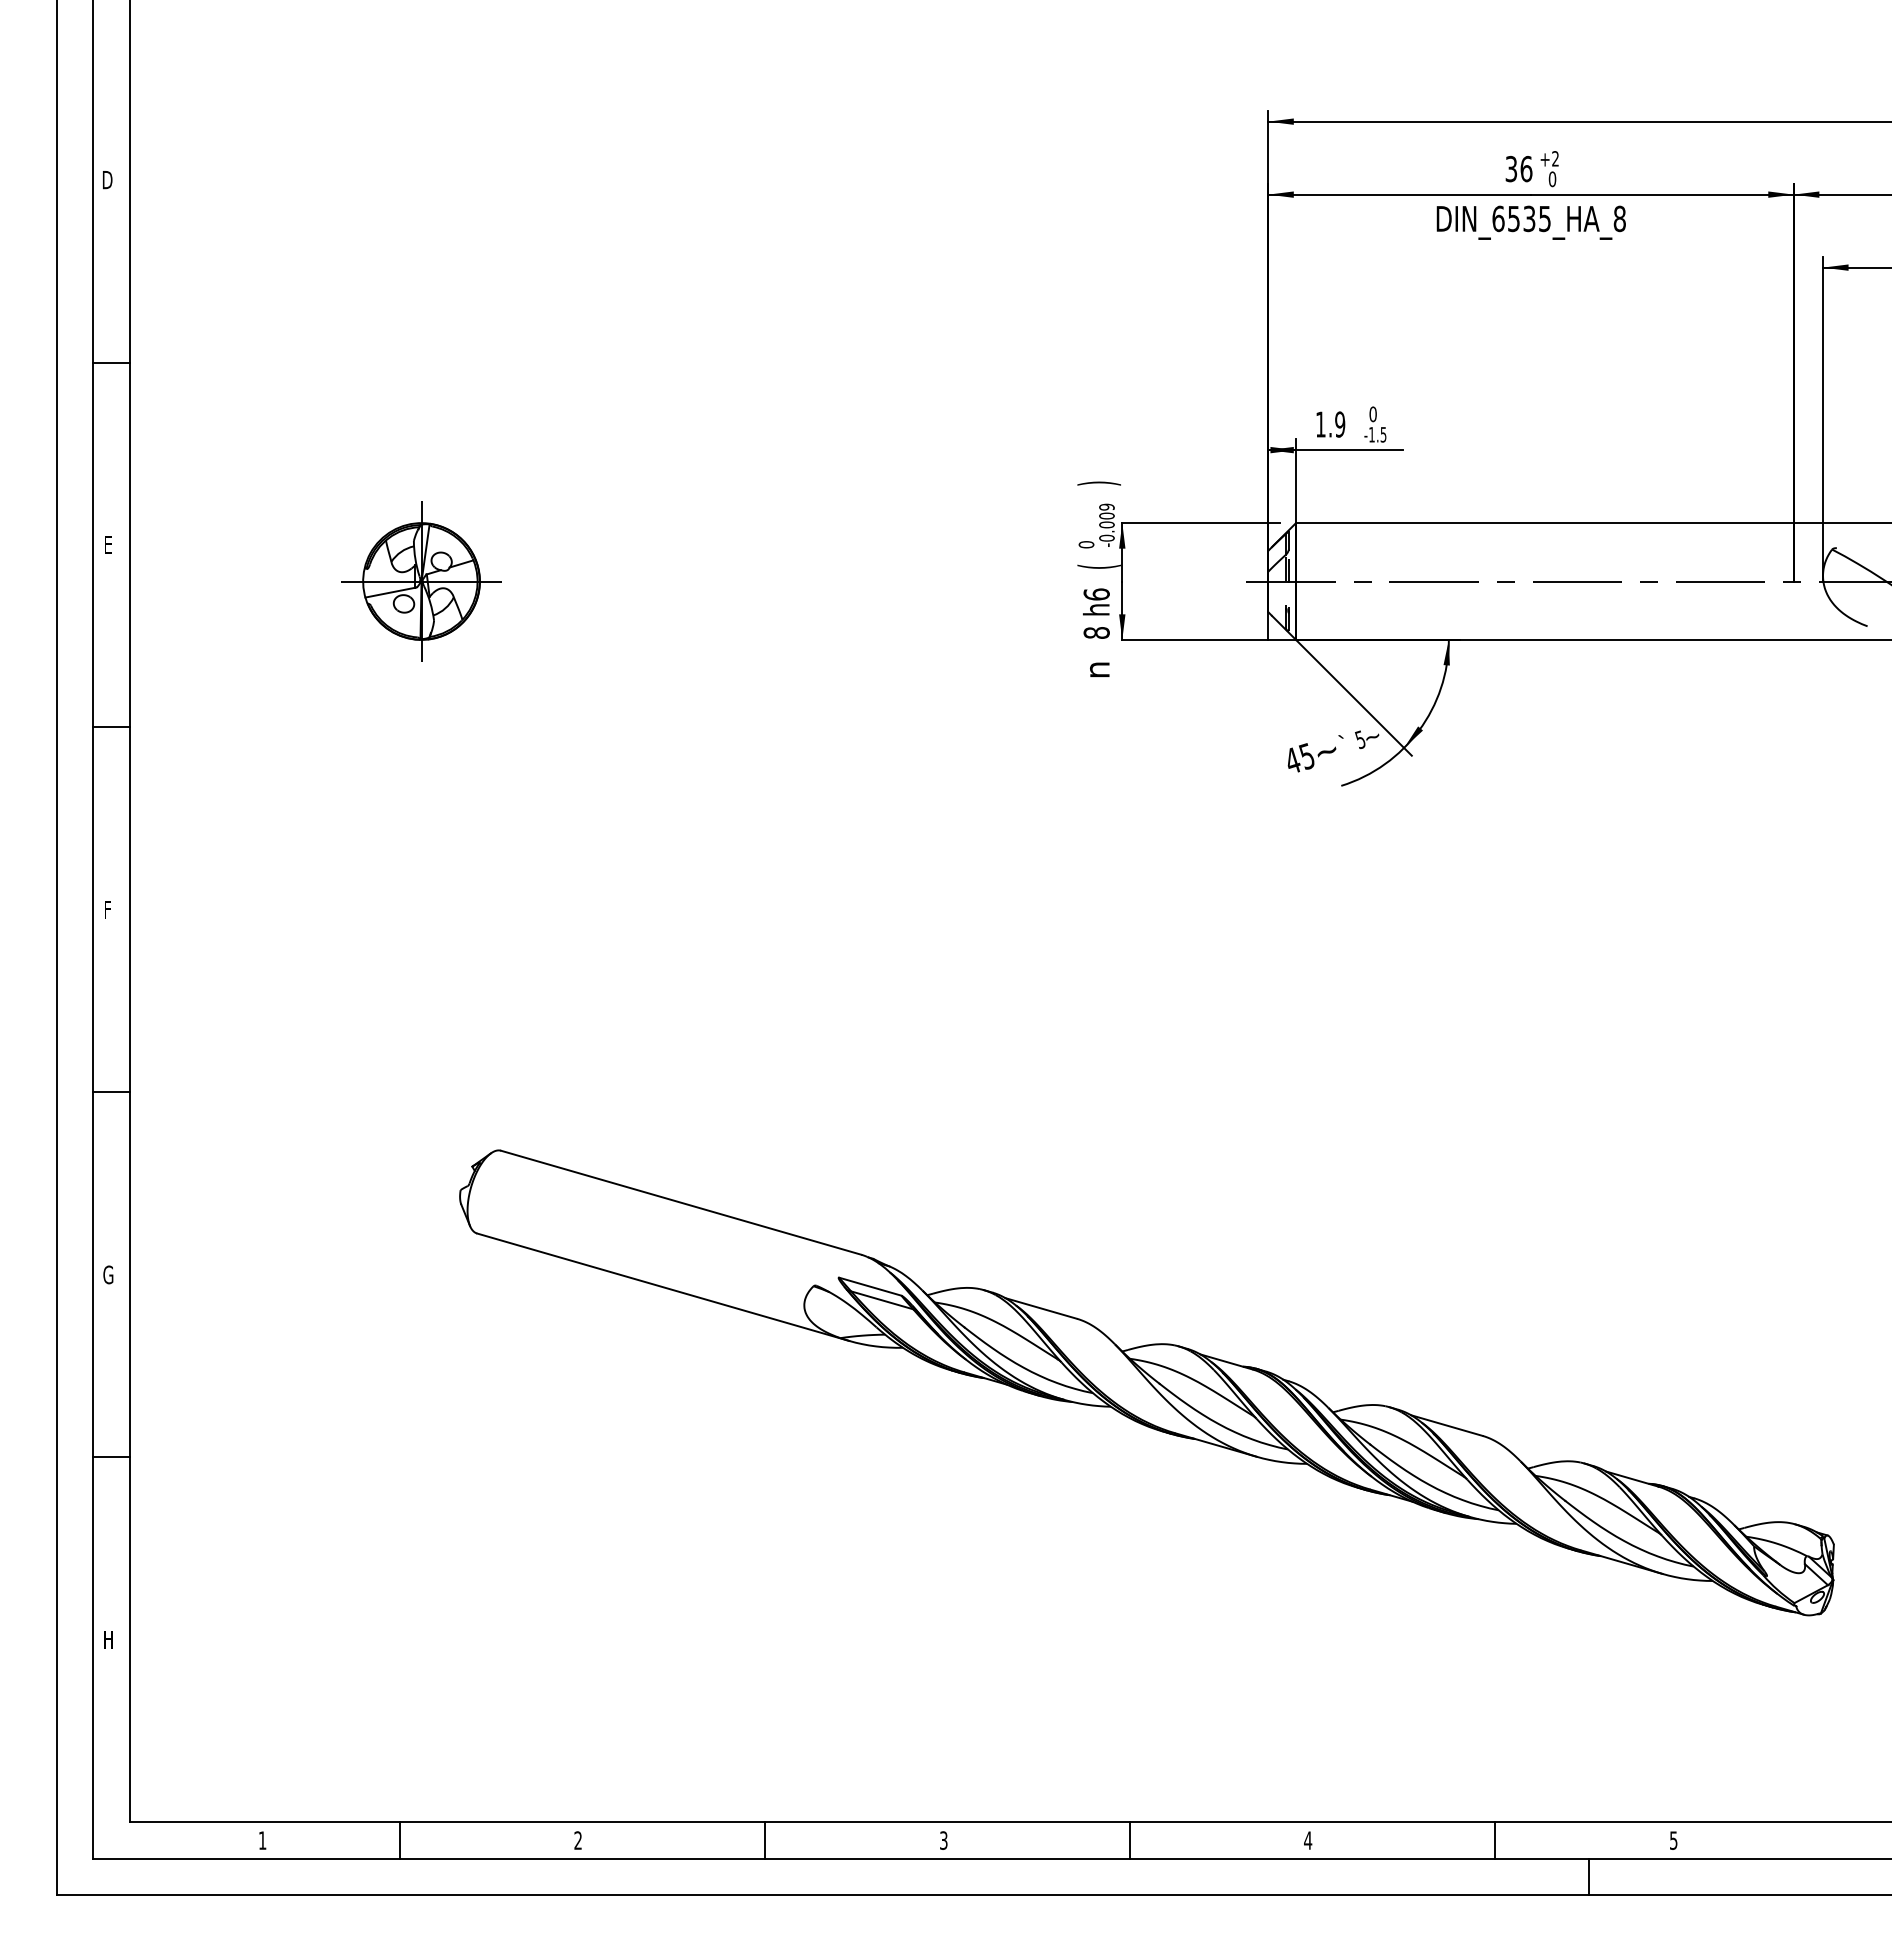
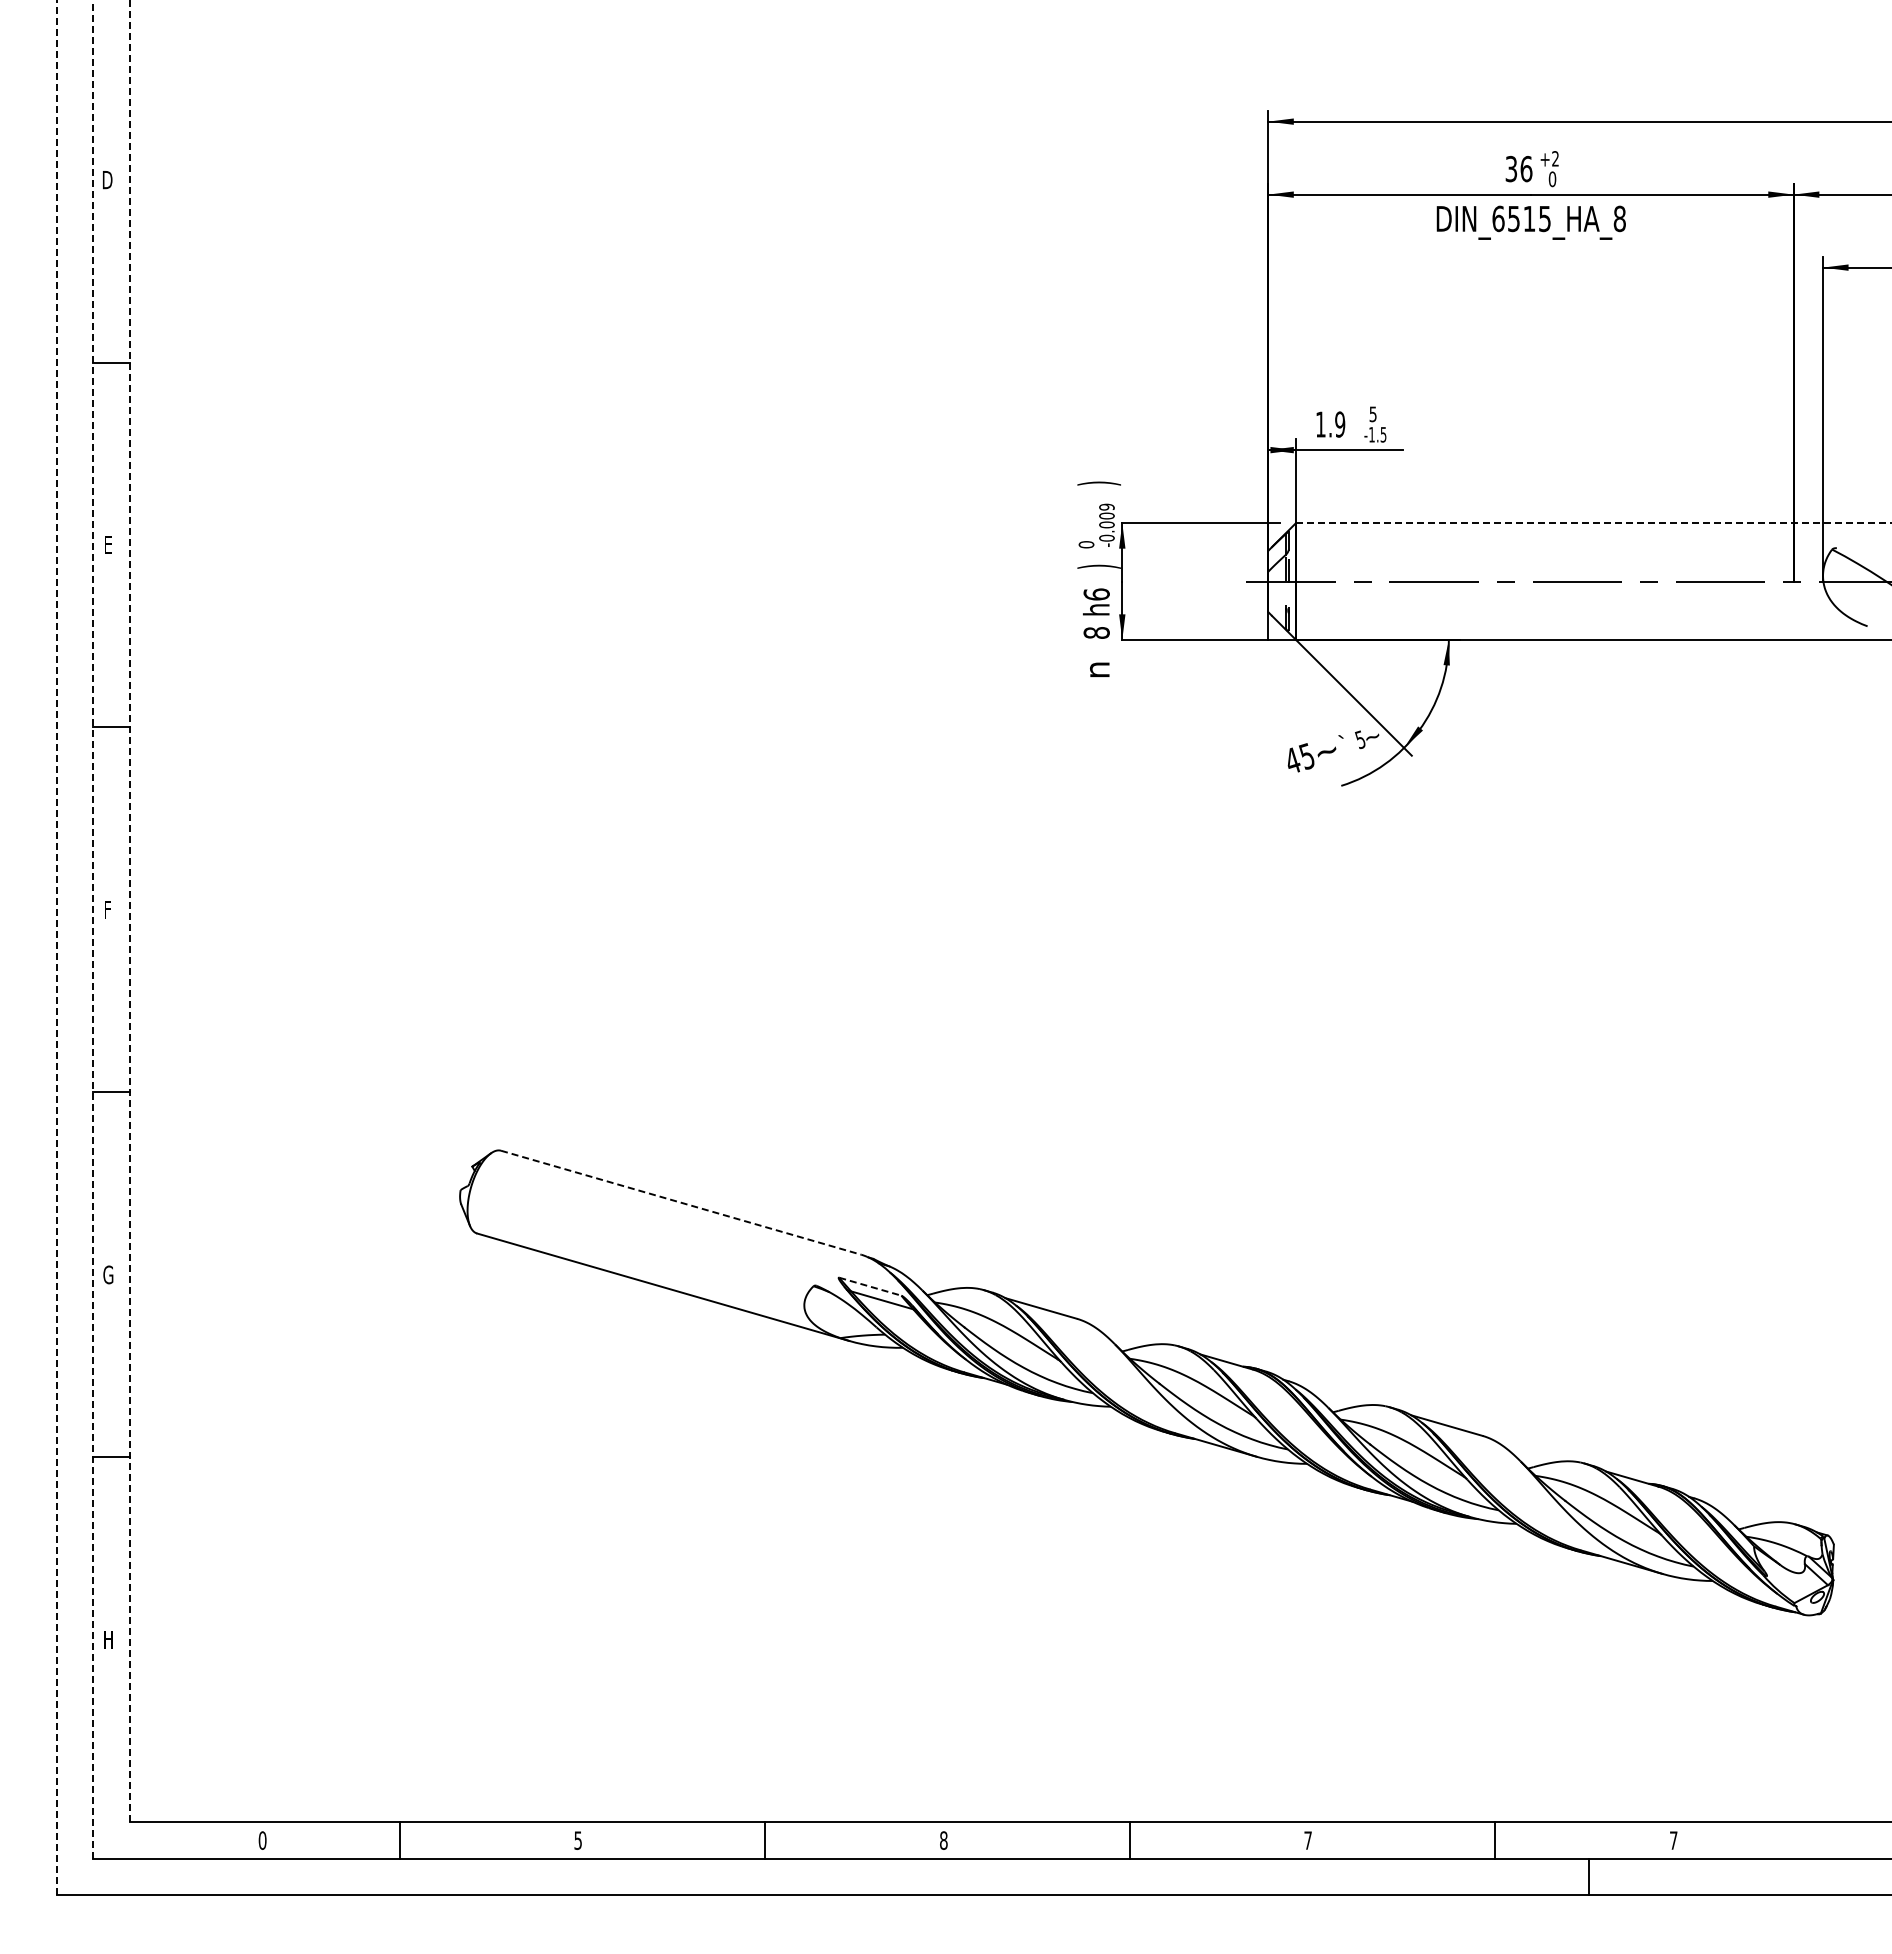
text: DIN_6535_HA_8 -> DIN_6515_HA_8 (1529, 218)
text: 0 -> 5 (1372, 414)
line: solid -> dashed (1593, 523)
text: ( -> ) (1098, 566)
part: present -> none (421, 581)
line: solid -> dashed (129, 911)
line: solid -> dashed (93, 928)
line: solid -> dashed (56, 947)
line: solid -> dashed (681, 1202)
line: solid -> dashed (870, 1286)
text: 1 -> 0 (262, 1840)
text: 2 -> 5 (577, 1840)
text: 3 -> 8 (943, 1840)
text: 4 -> 7 (1308, 1840)
text: 5 -> 7 (1673, 1840)
